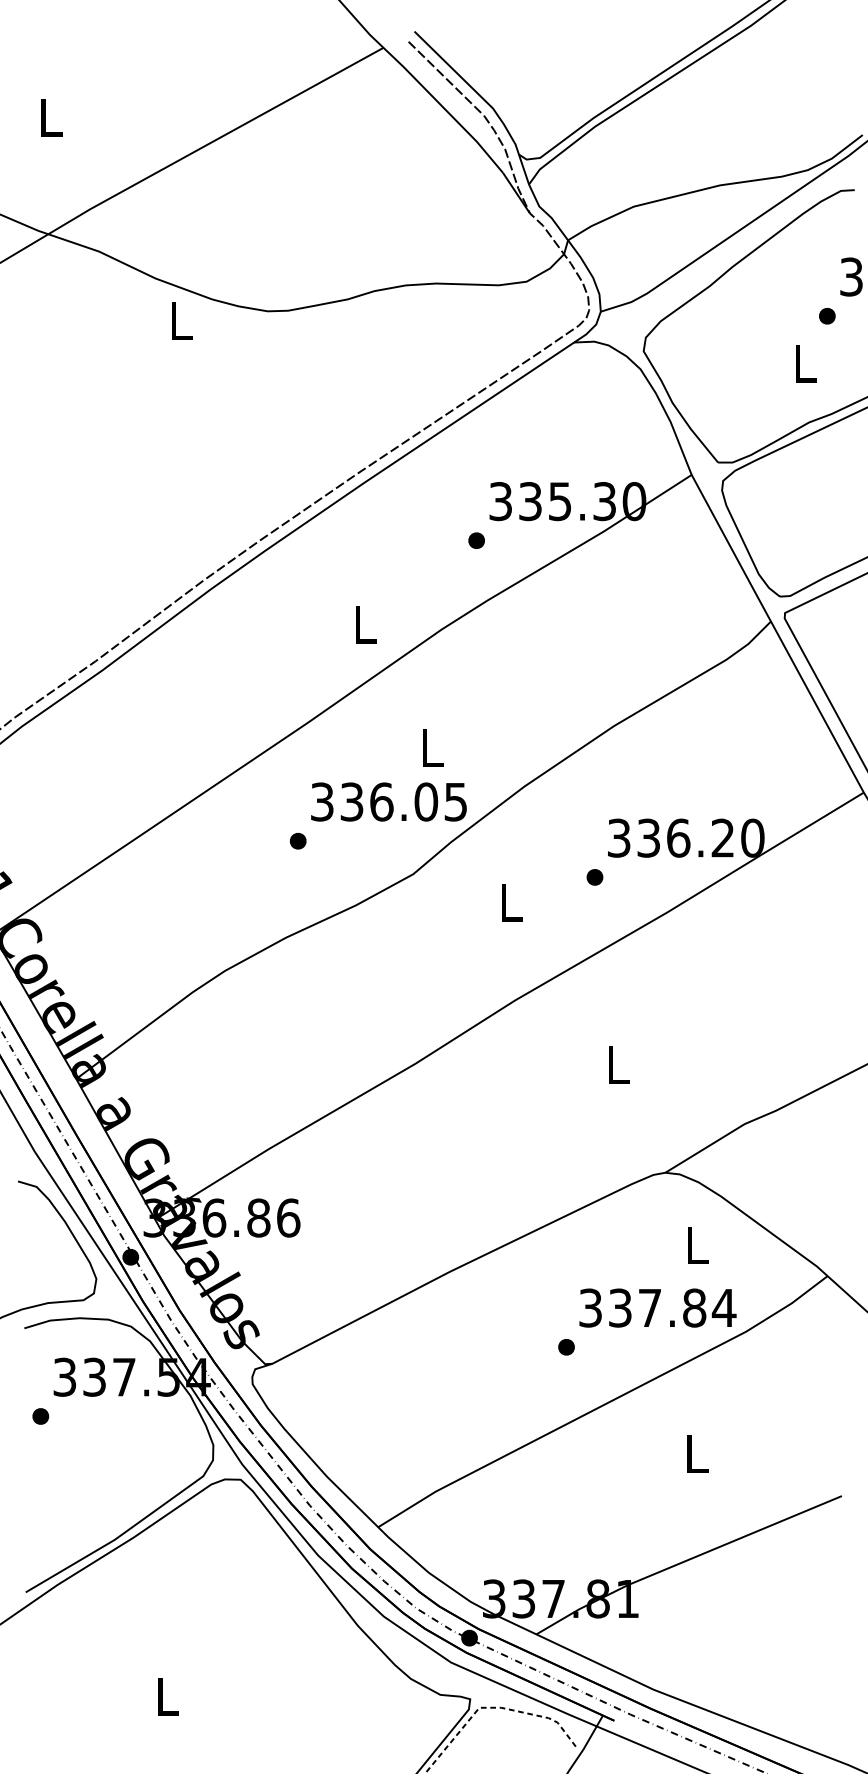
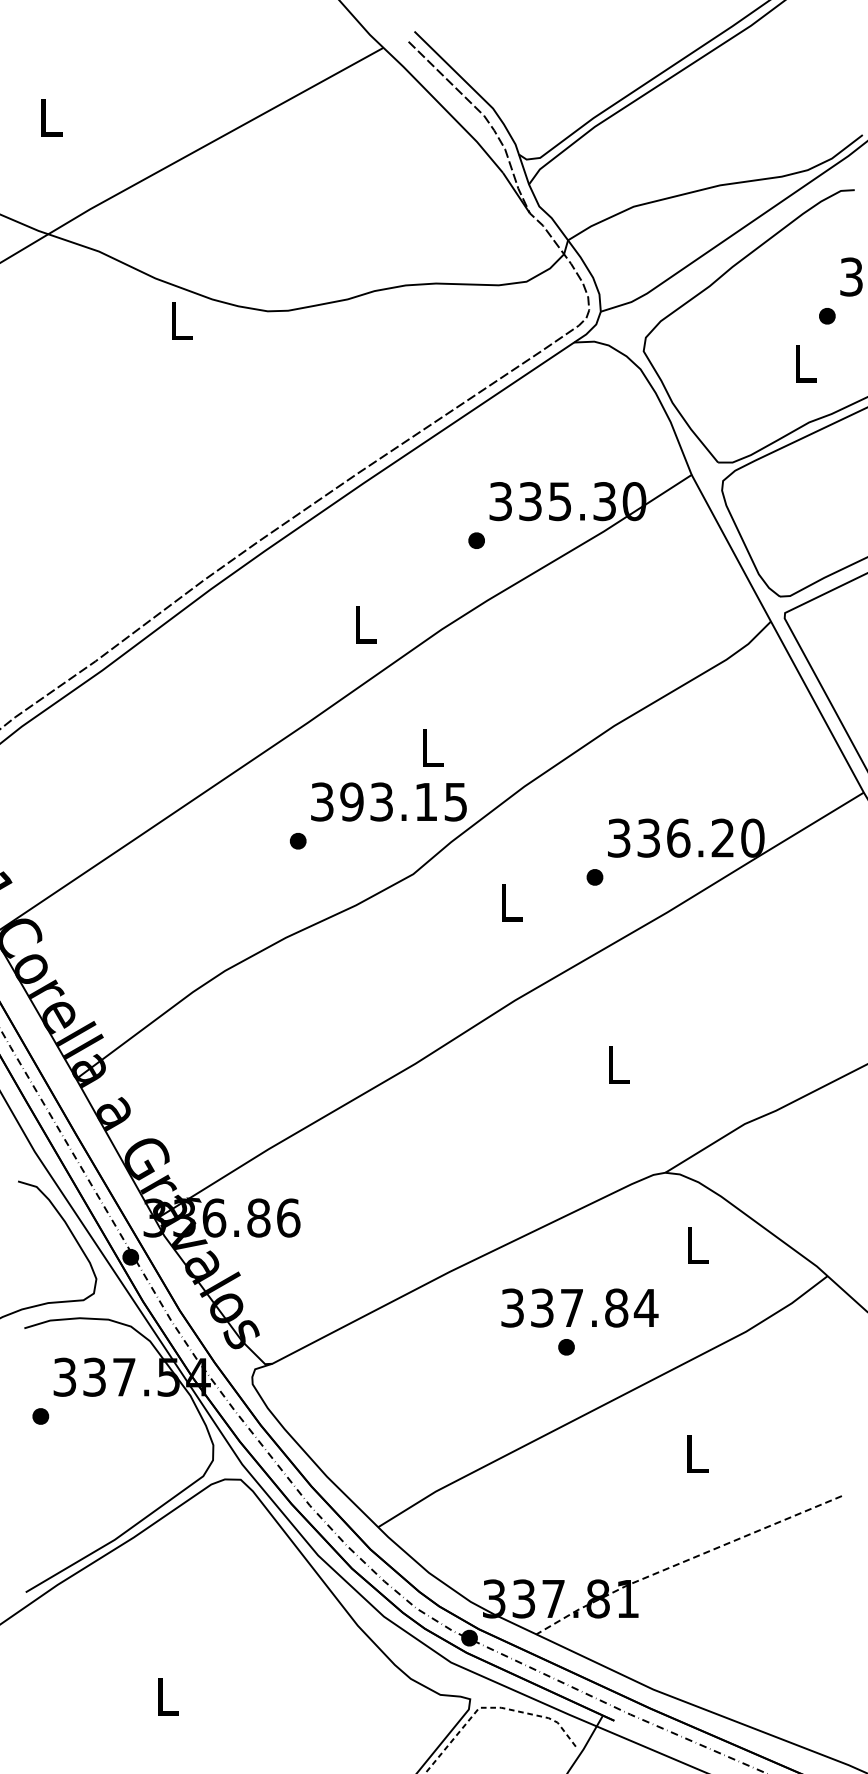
text: 336.05 -> 393.15 (389, 801)
text position: (657, 1307) -> (579, 1307) (579, 1307)
line: solid -> dashed (685, 1561)
